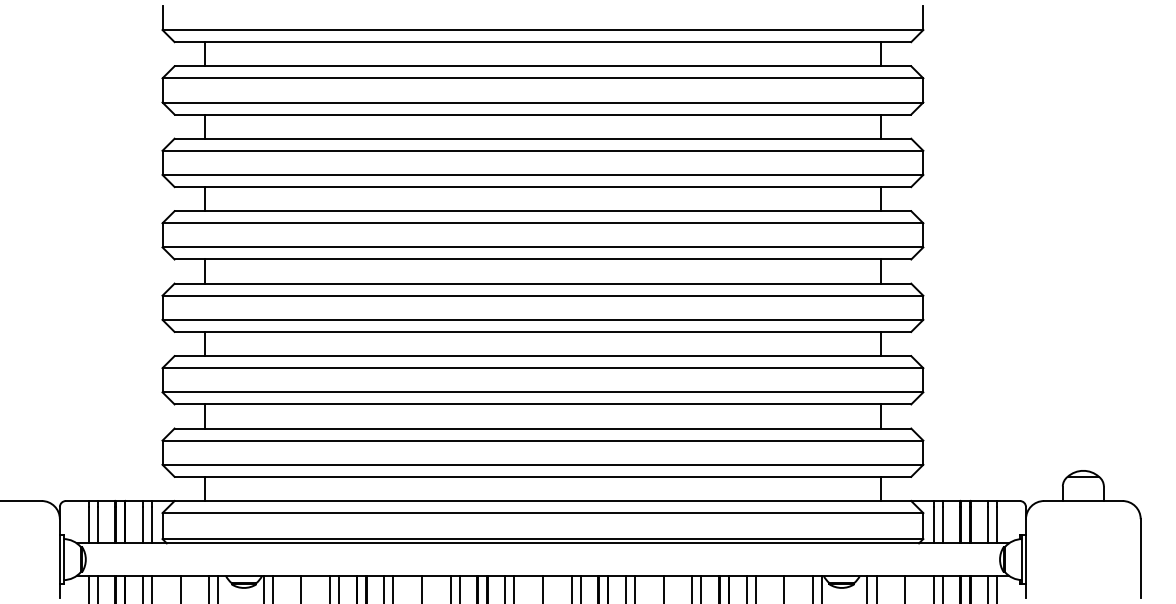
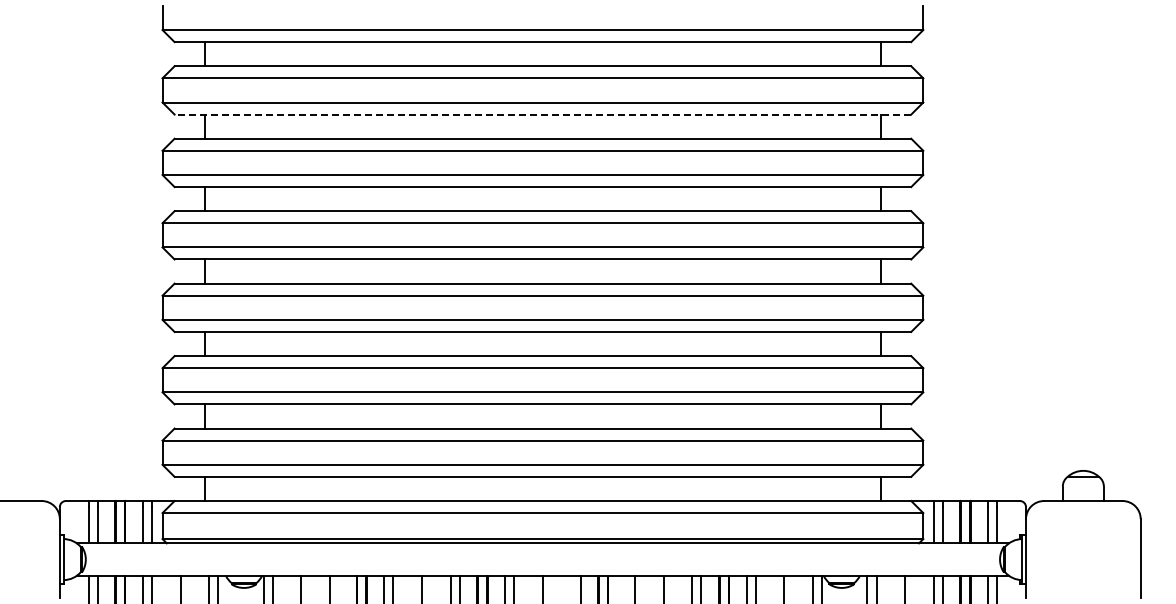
line: solid -> dashed (542, 114)
line: present -> none (339, 587)
line: present -> none (571, 587)
line: present -> none (625, 587)
